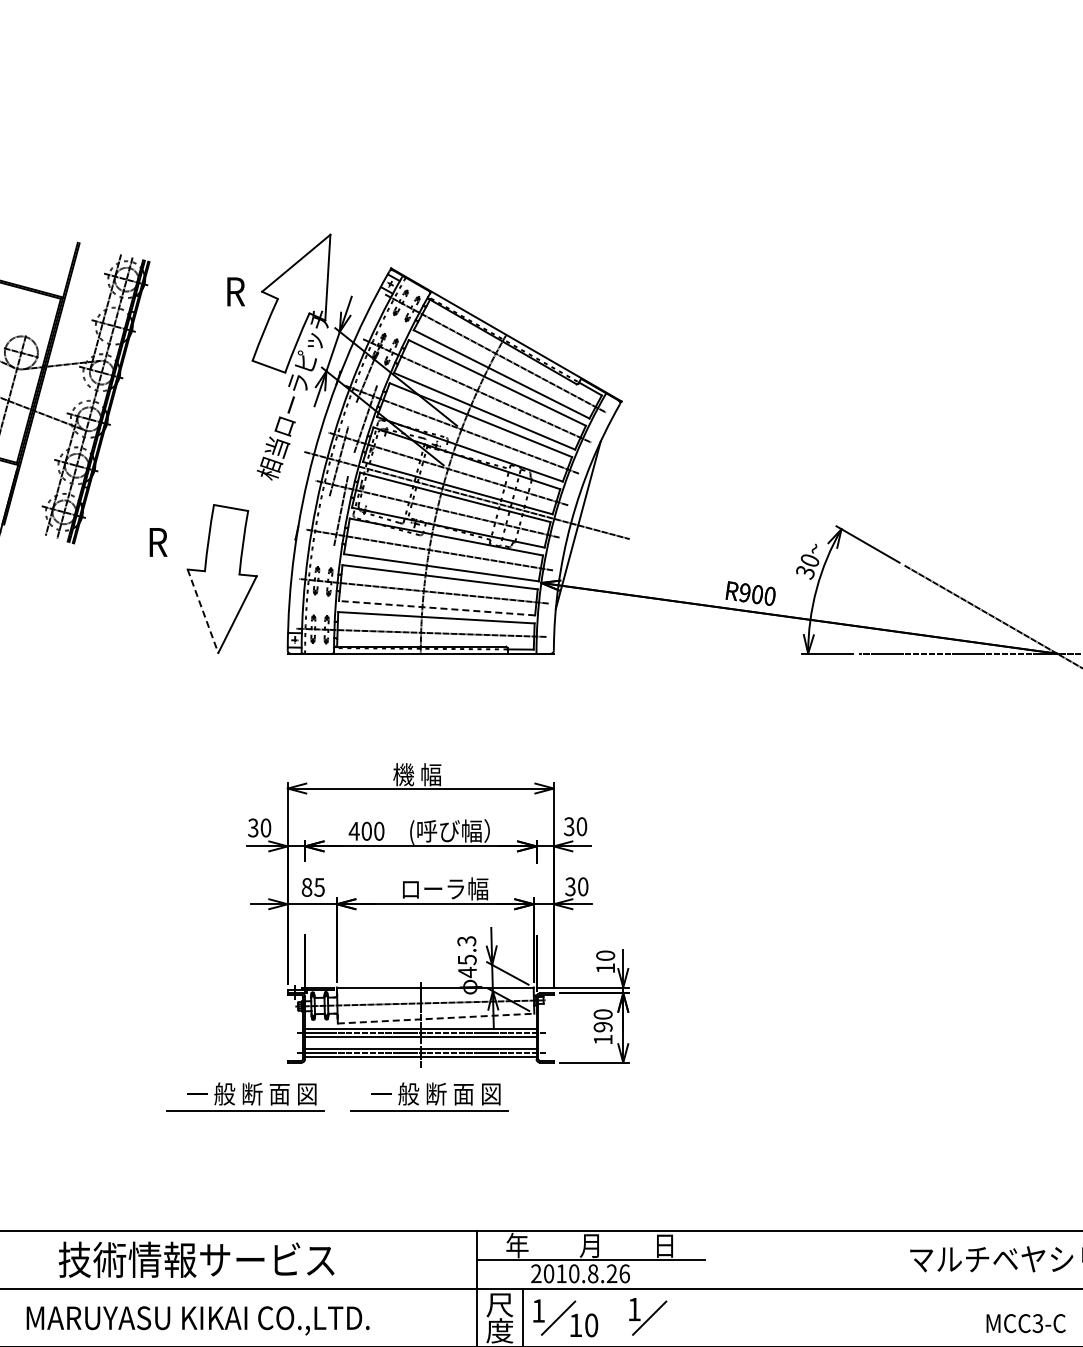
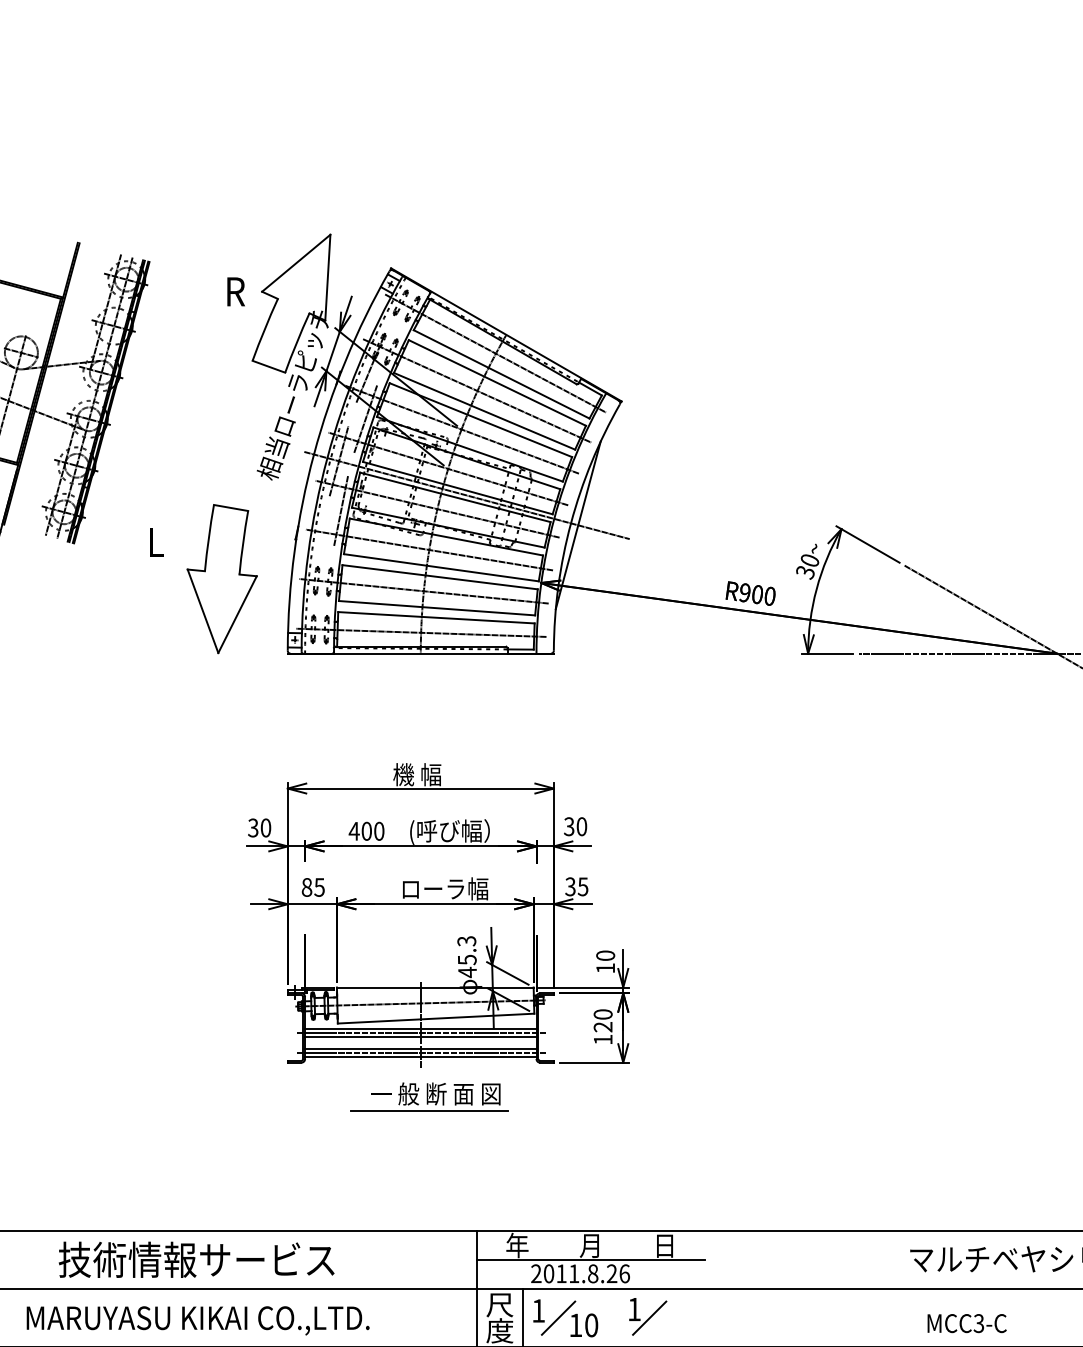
text: R -> L (158, 542)
line: dashed -> solid (436, 608)
line: dashed -> solid (203, 611)
text: 30 -> 35 (582, 886)
line: dashed -> solid (436, 1018)
text: 190 -> 120 (603, 1027)
part: present -> none (245, 1096)
text: 2010.8.26 -> 2011.8.26 (574, 1273)
text position: (1025, 1323) -> (966, 1323) (966, 1323)
